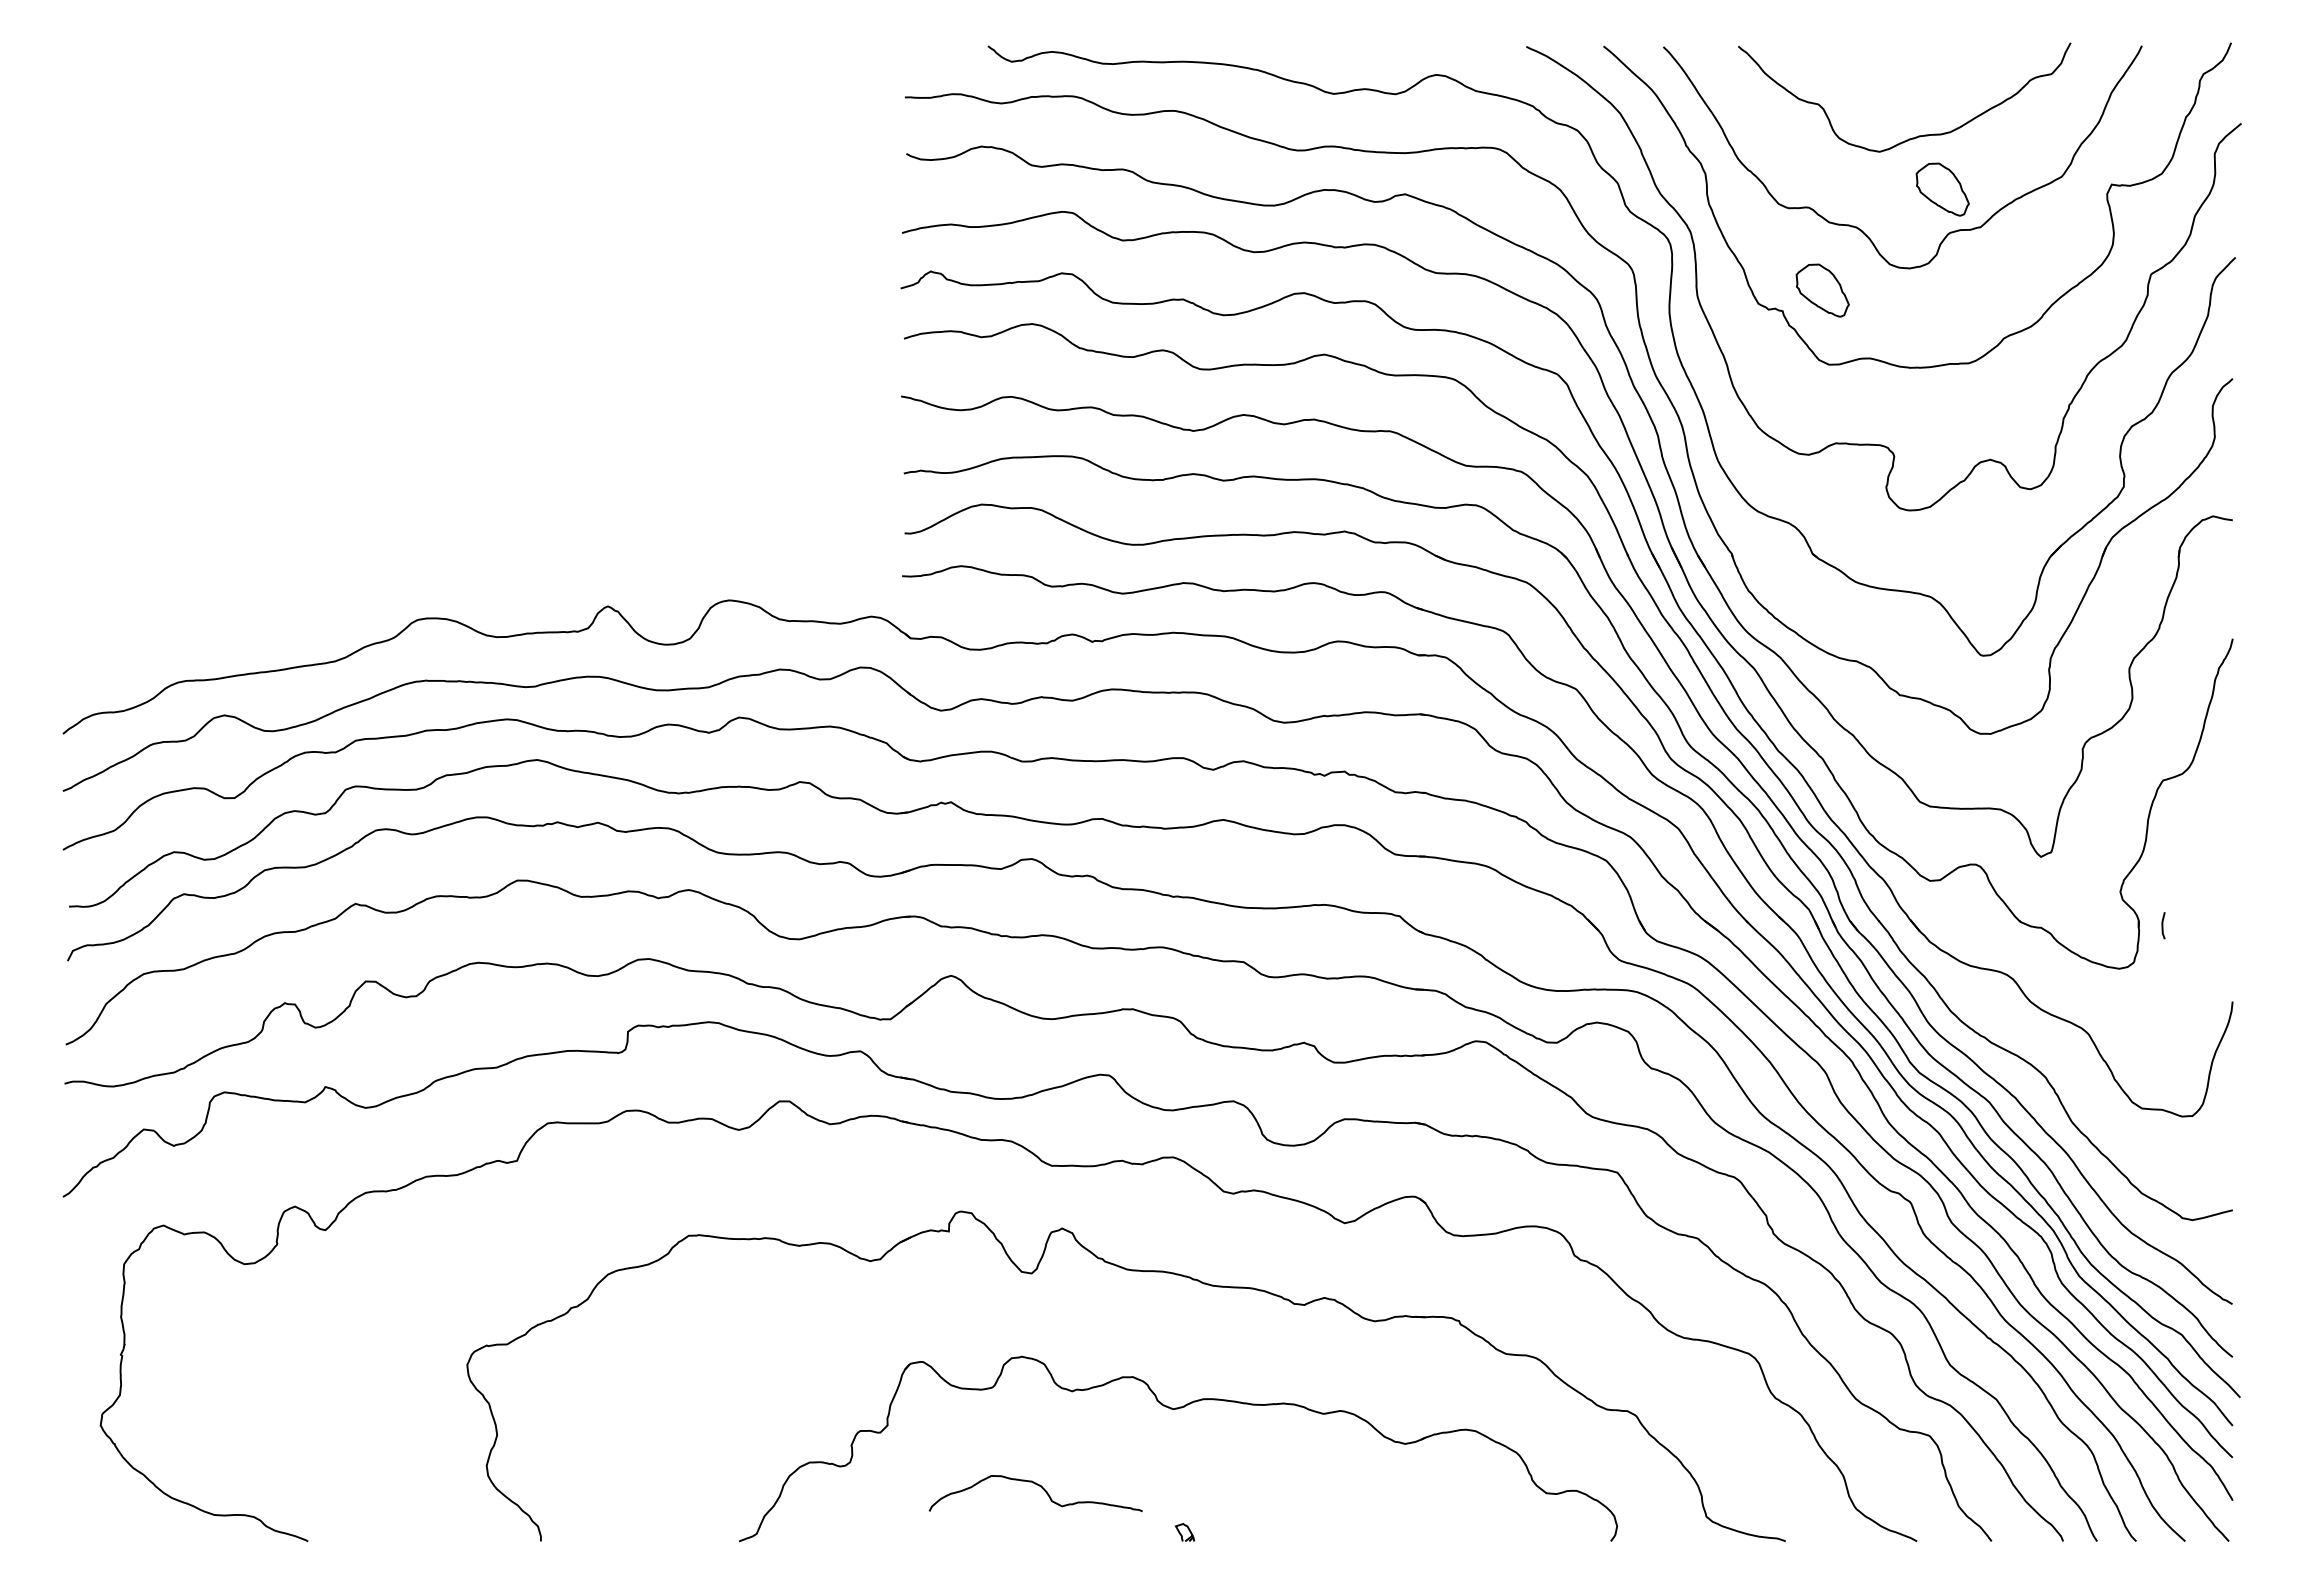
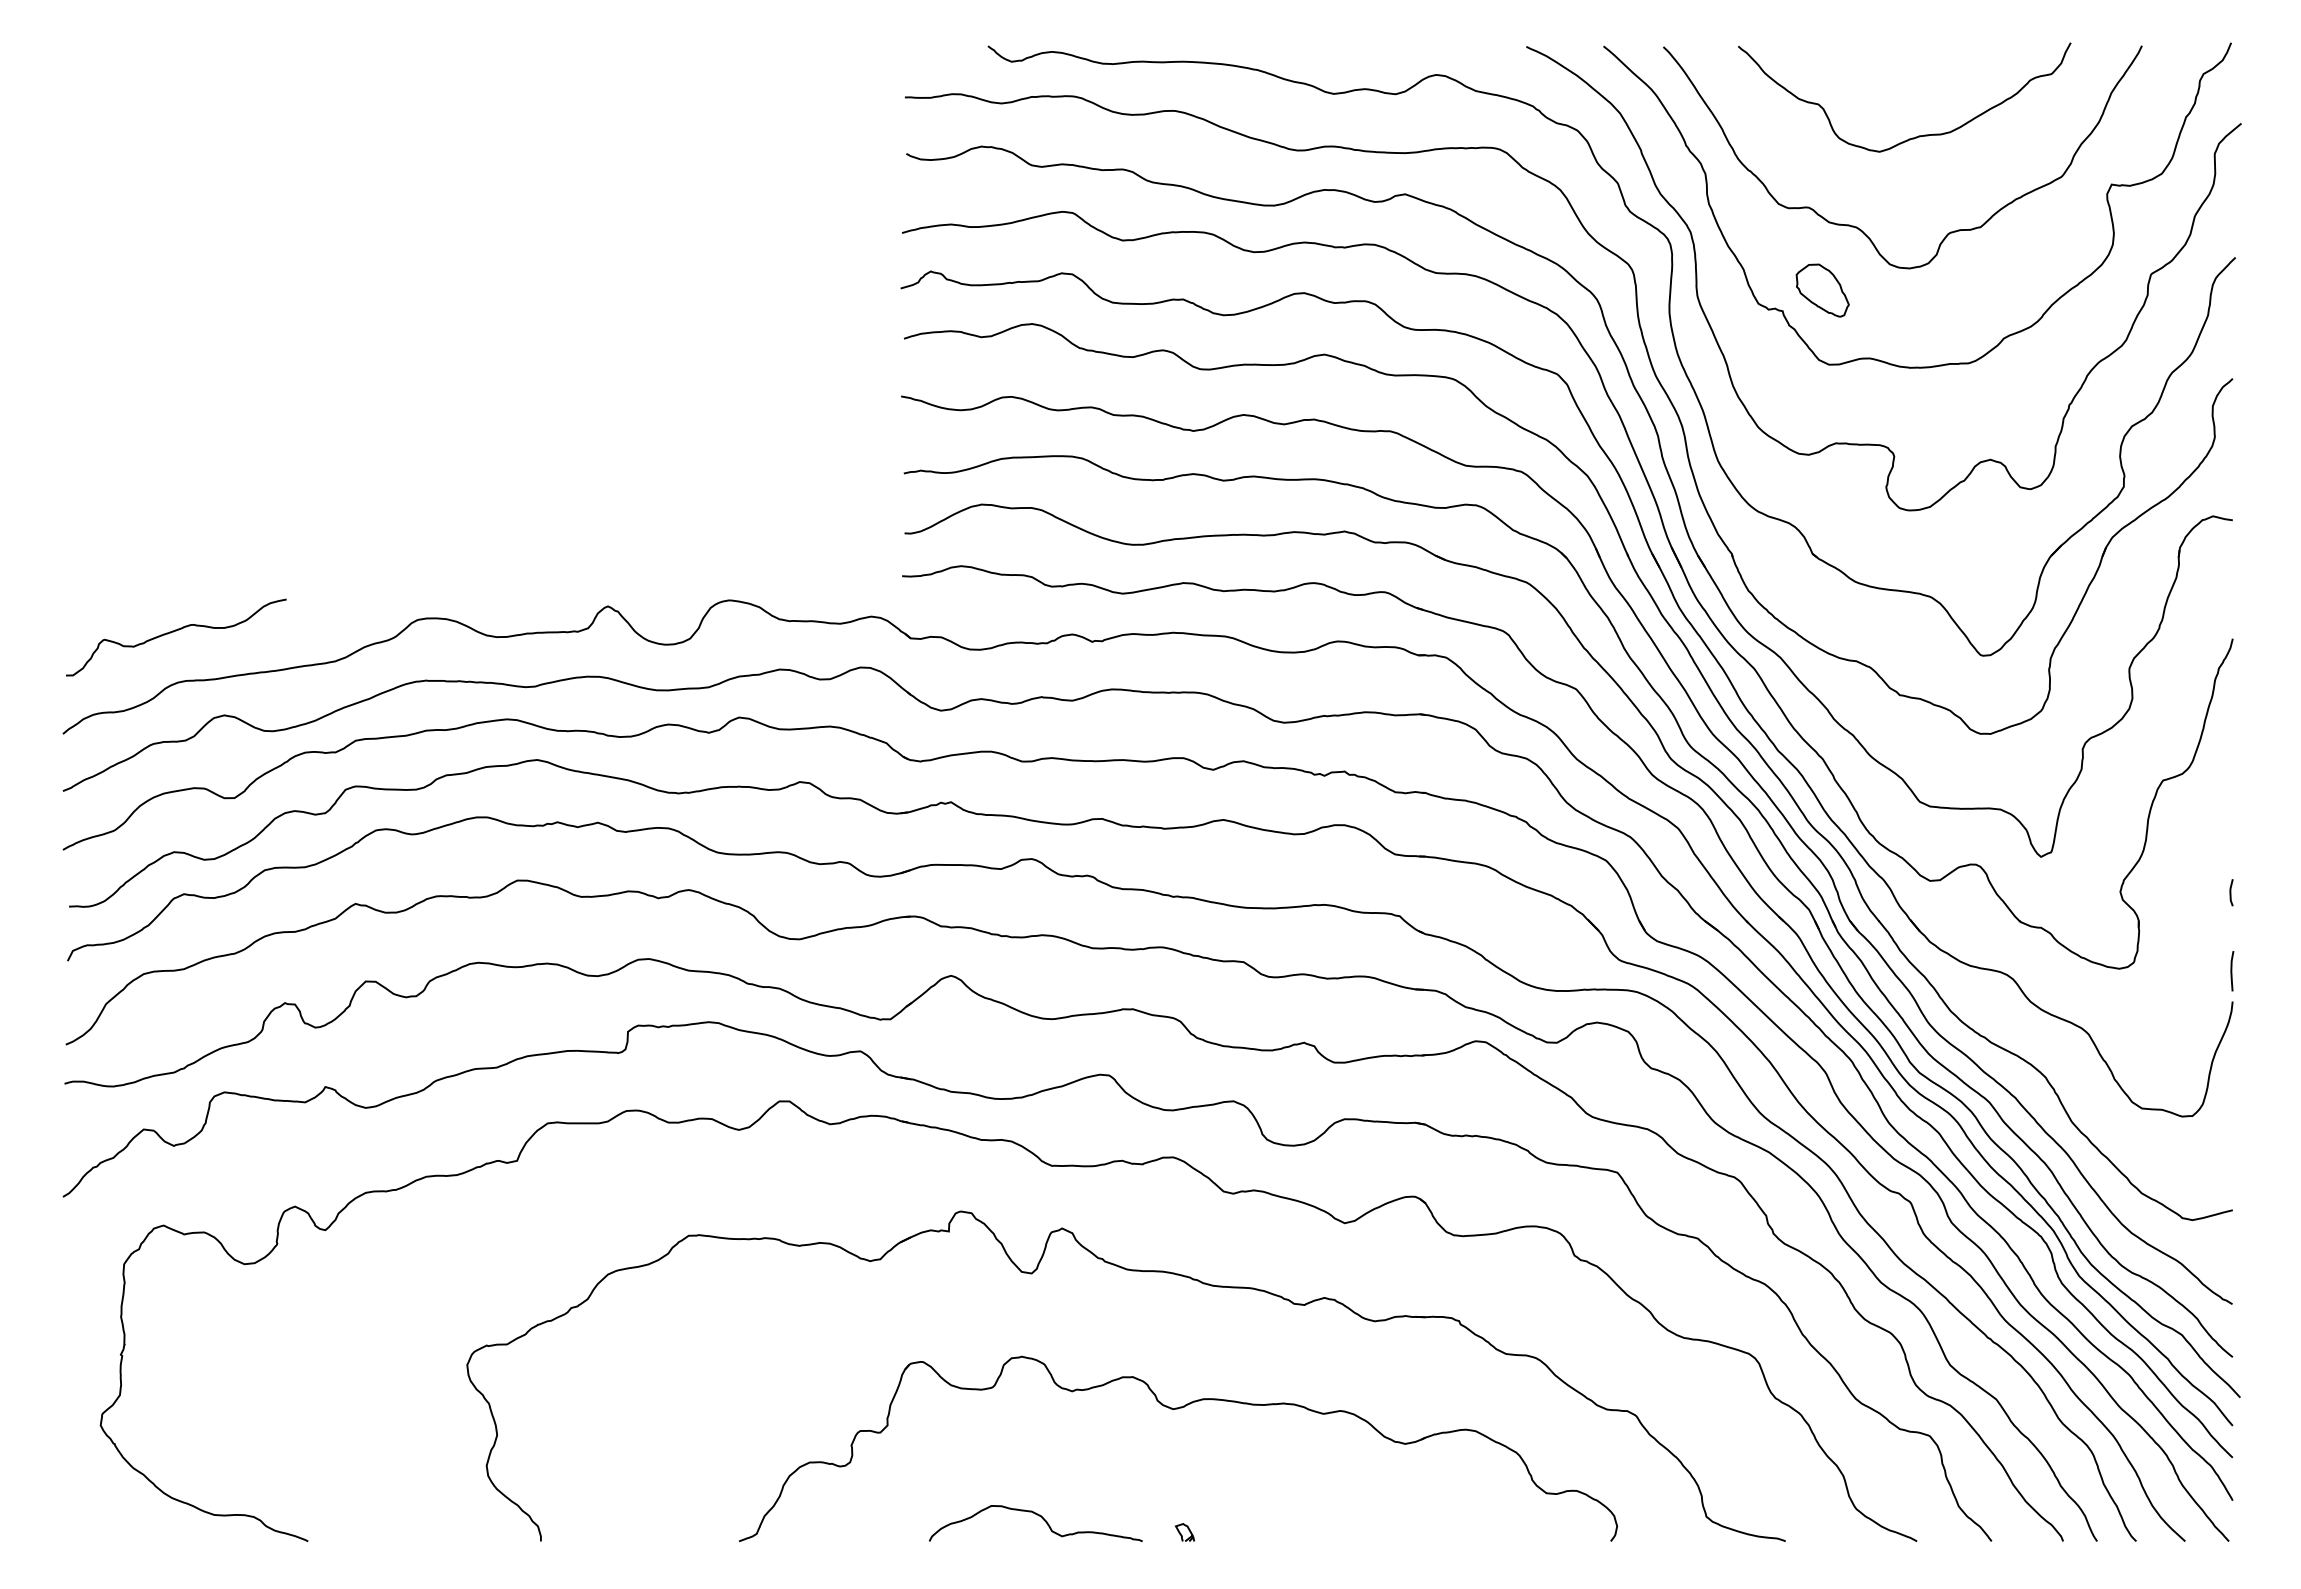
part: present -> none (1942, 189)
curve: none -> present (173, 632)
curve position: (2163, 925) -> (2231, 892) (2231, 892)
line: none -> present (2232, 971)
curve position: (1040, 1487) -> (1040, 1517) (1040, 1517)
